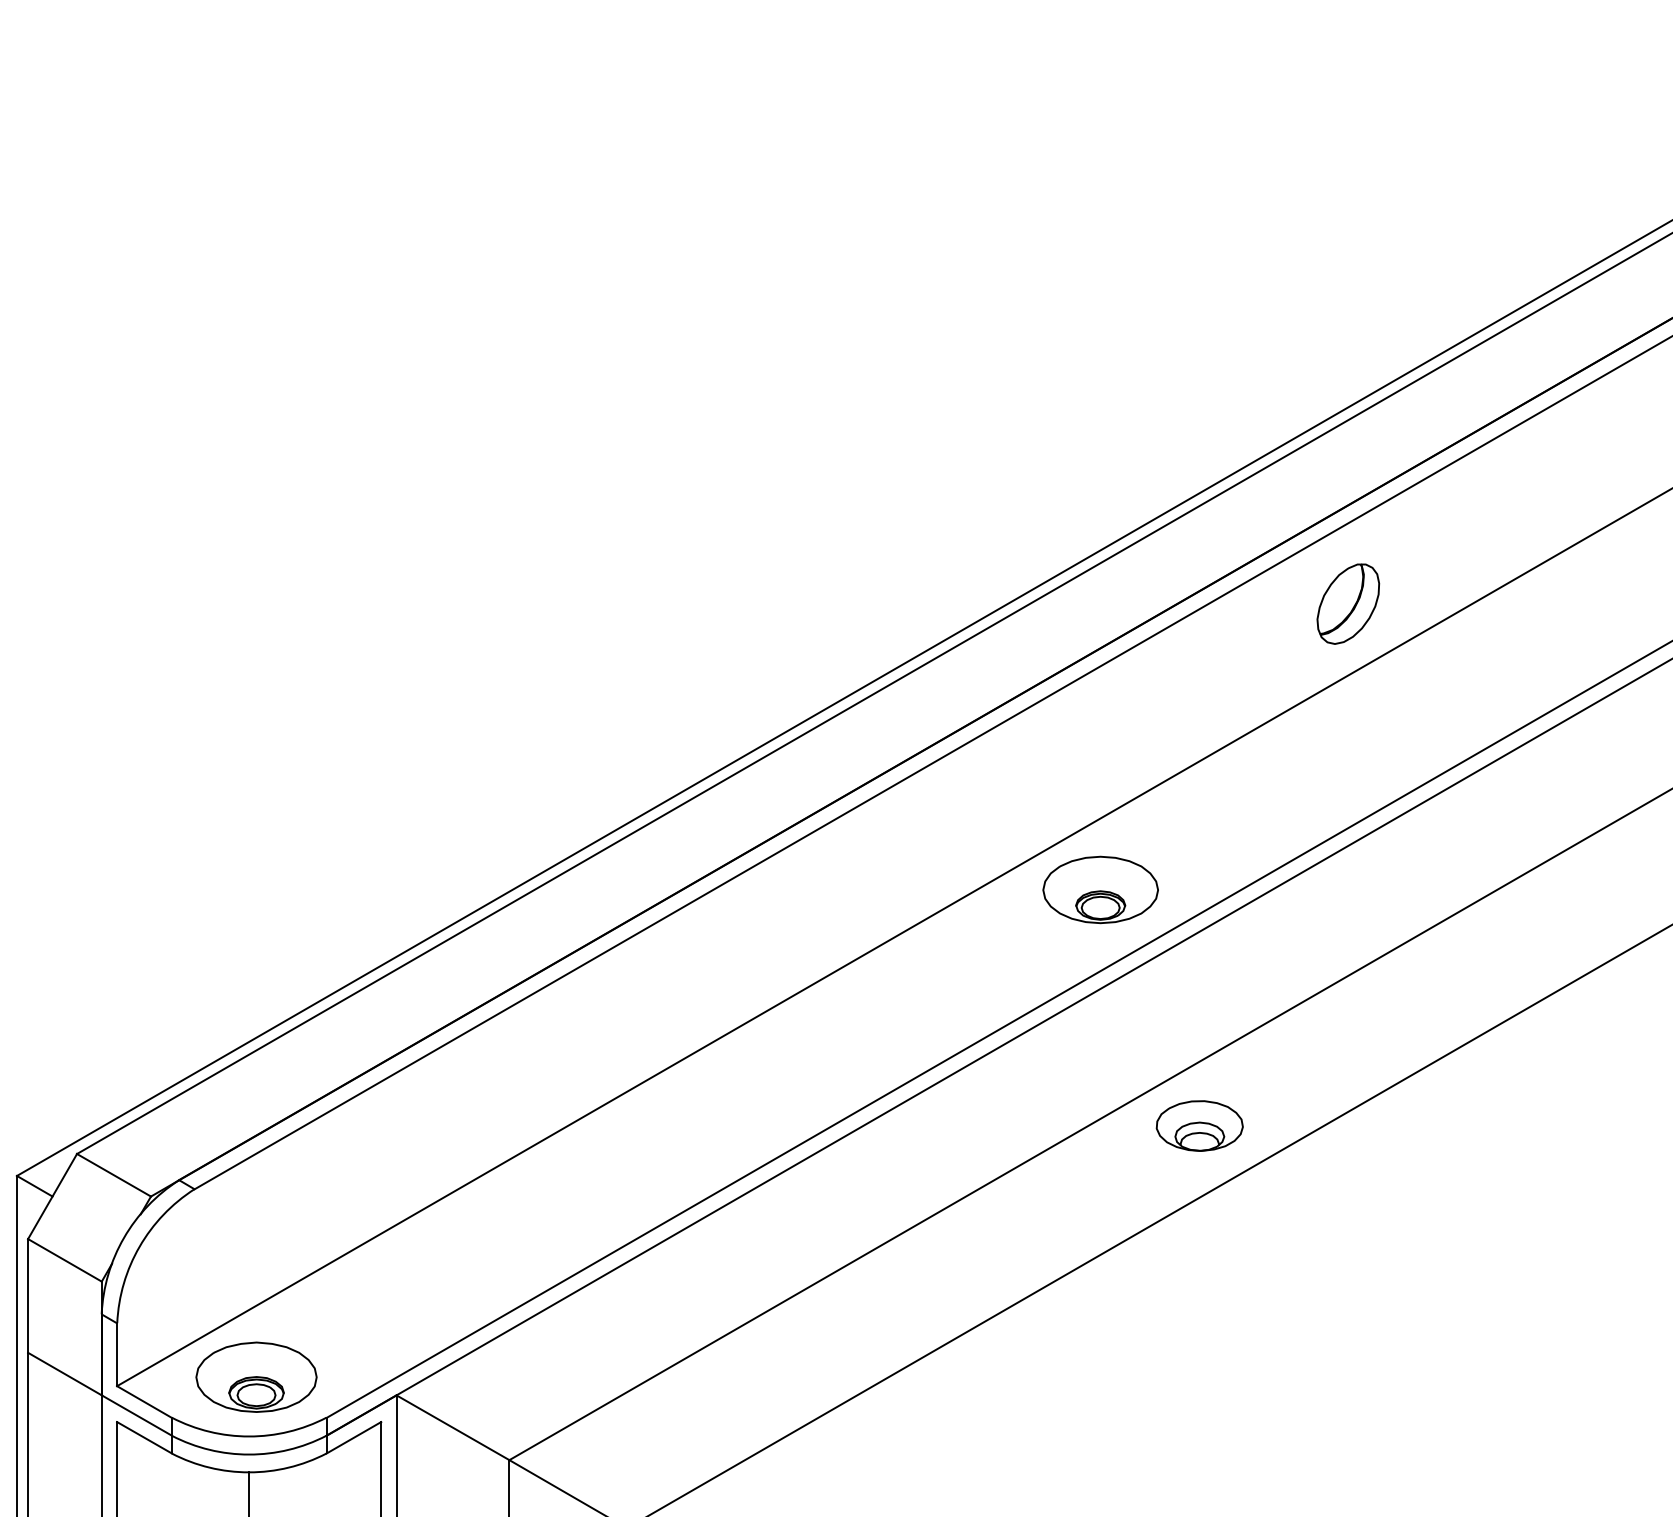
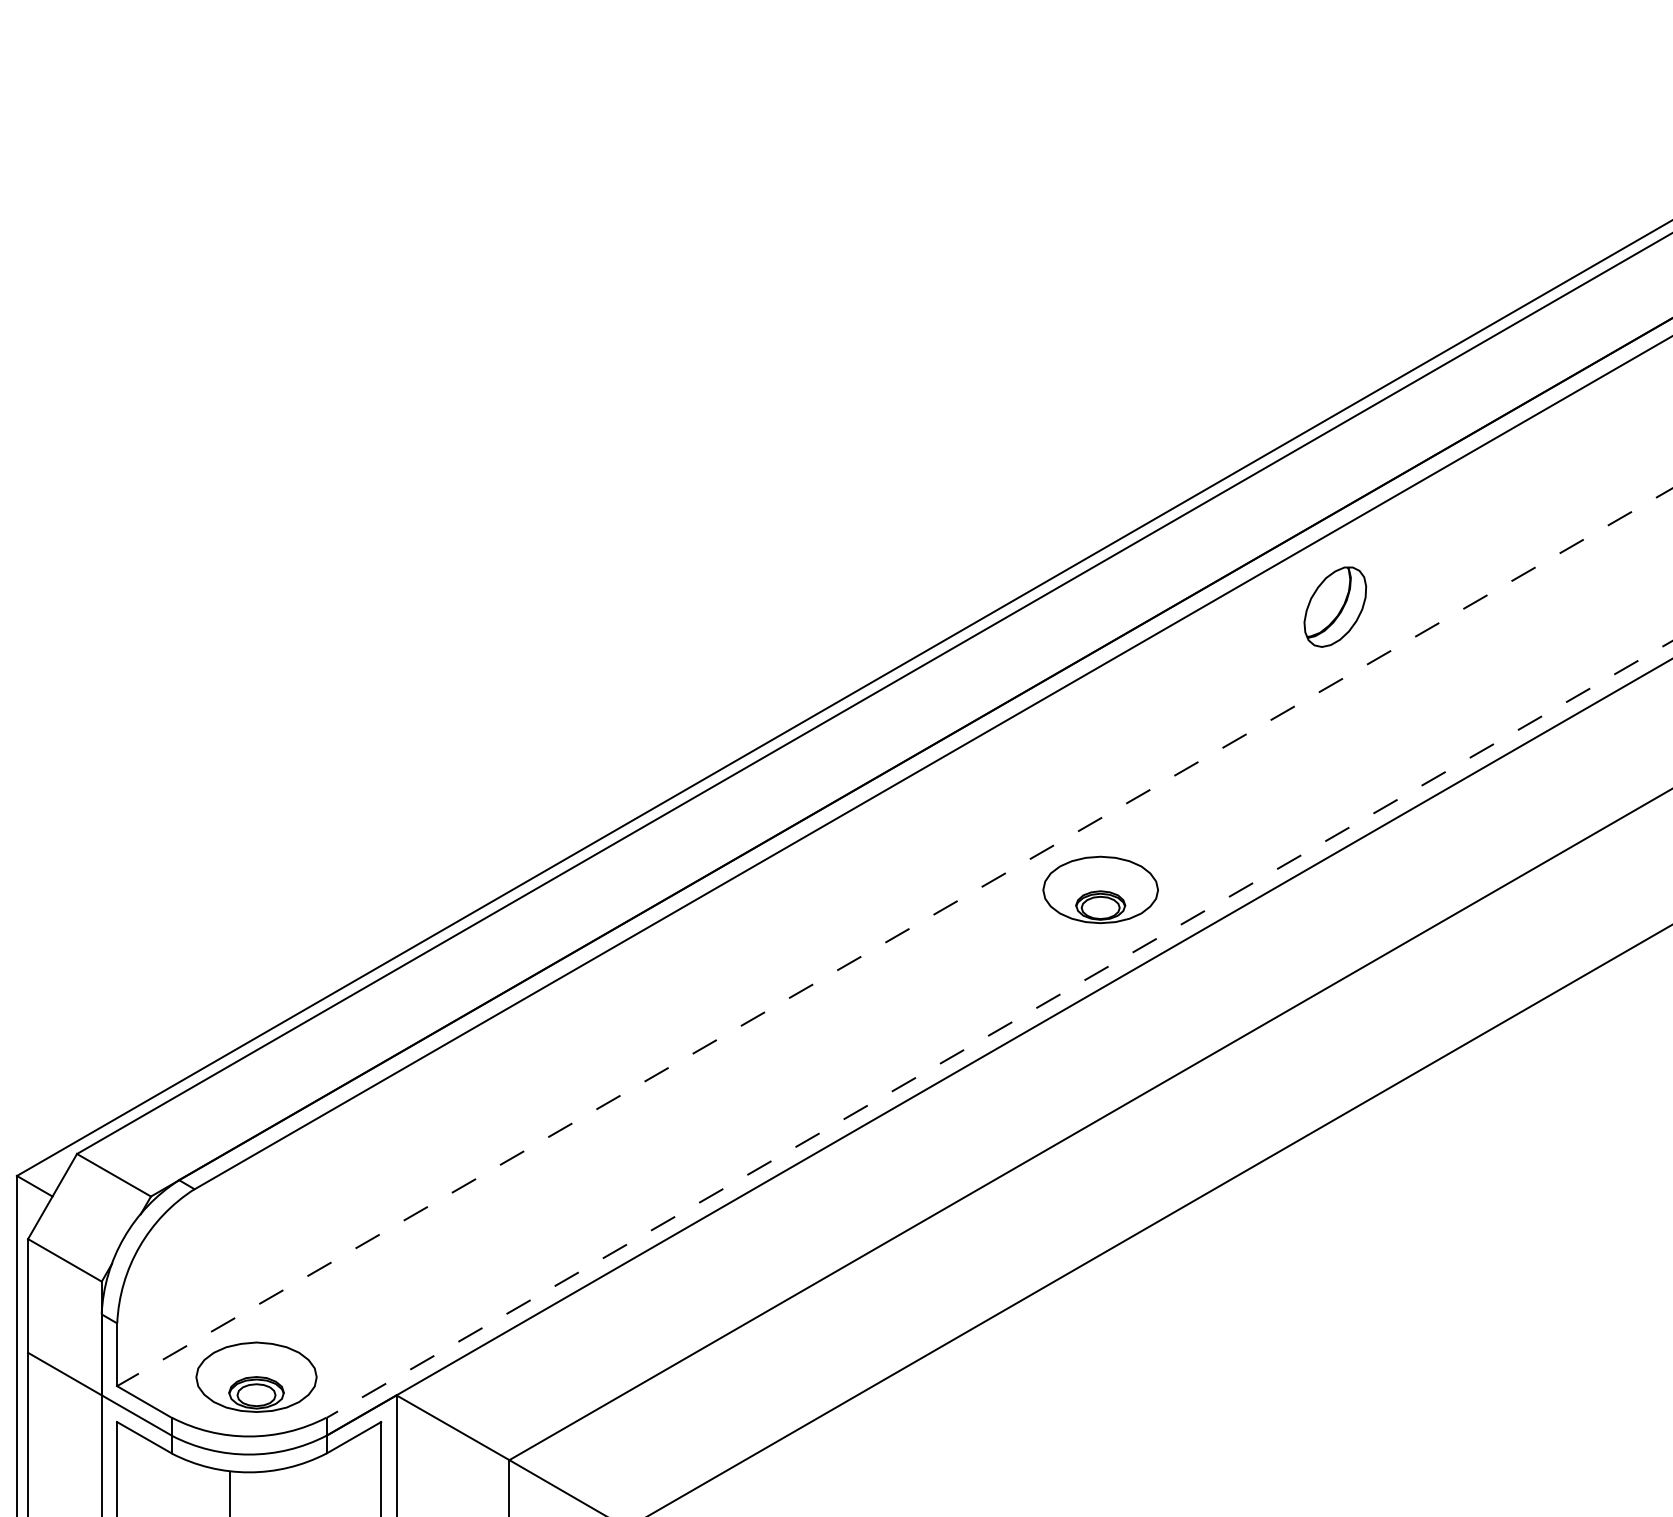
part position: (1348, 603) -> (1335, 606) (1335, 606)
line: solid -> dashed (894, 937)
line: solid -> dashed (999, 1029)
part: present -> none (1199, 1125)
line position: (249, 1492) -> (230, 1492) (230, 1492)
